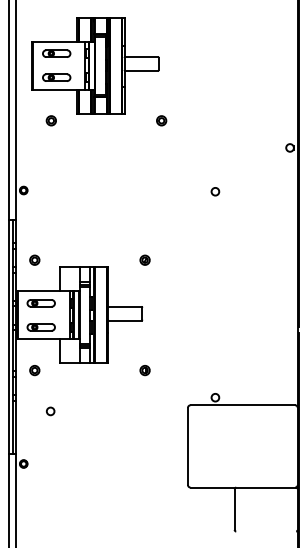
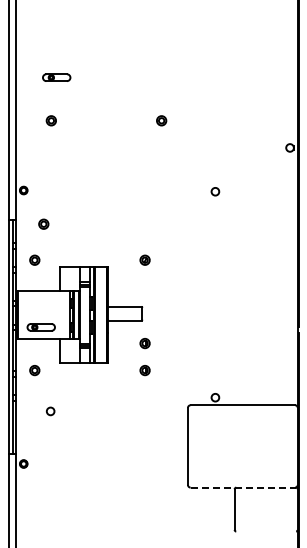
part: present -> none (95, 65)
part: none -> present (43, 223)
part: present -> none (40, 303)
part: none -> present (144, 343)
line: solid -> dashed (243, 487)
